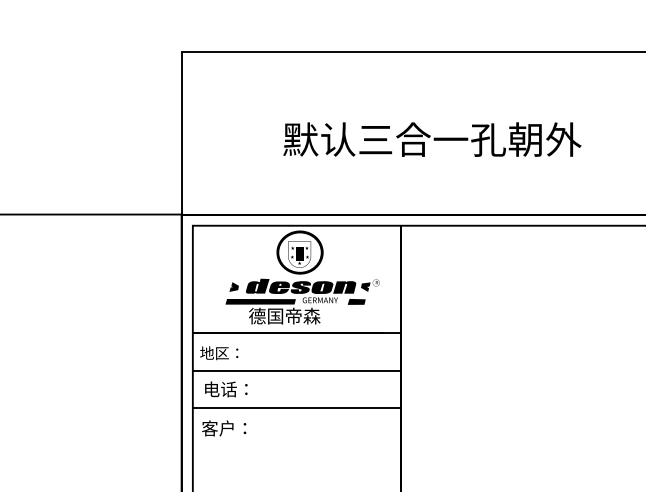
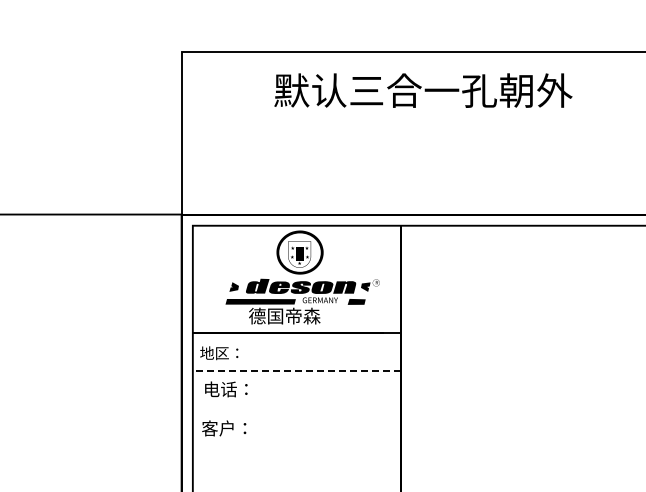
text position: (432, 139) -> (423, 90) (423, 90)
line: solid -> dashed (296, 370)
line: present -> none (297, 408)
